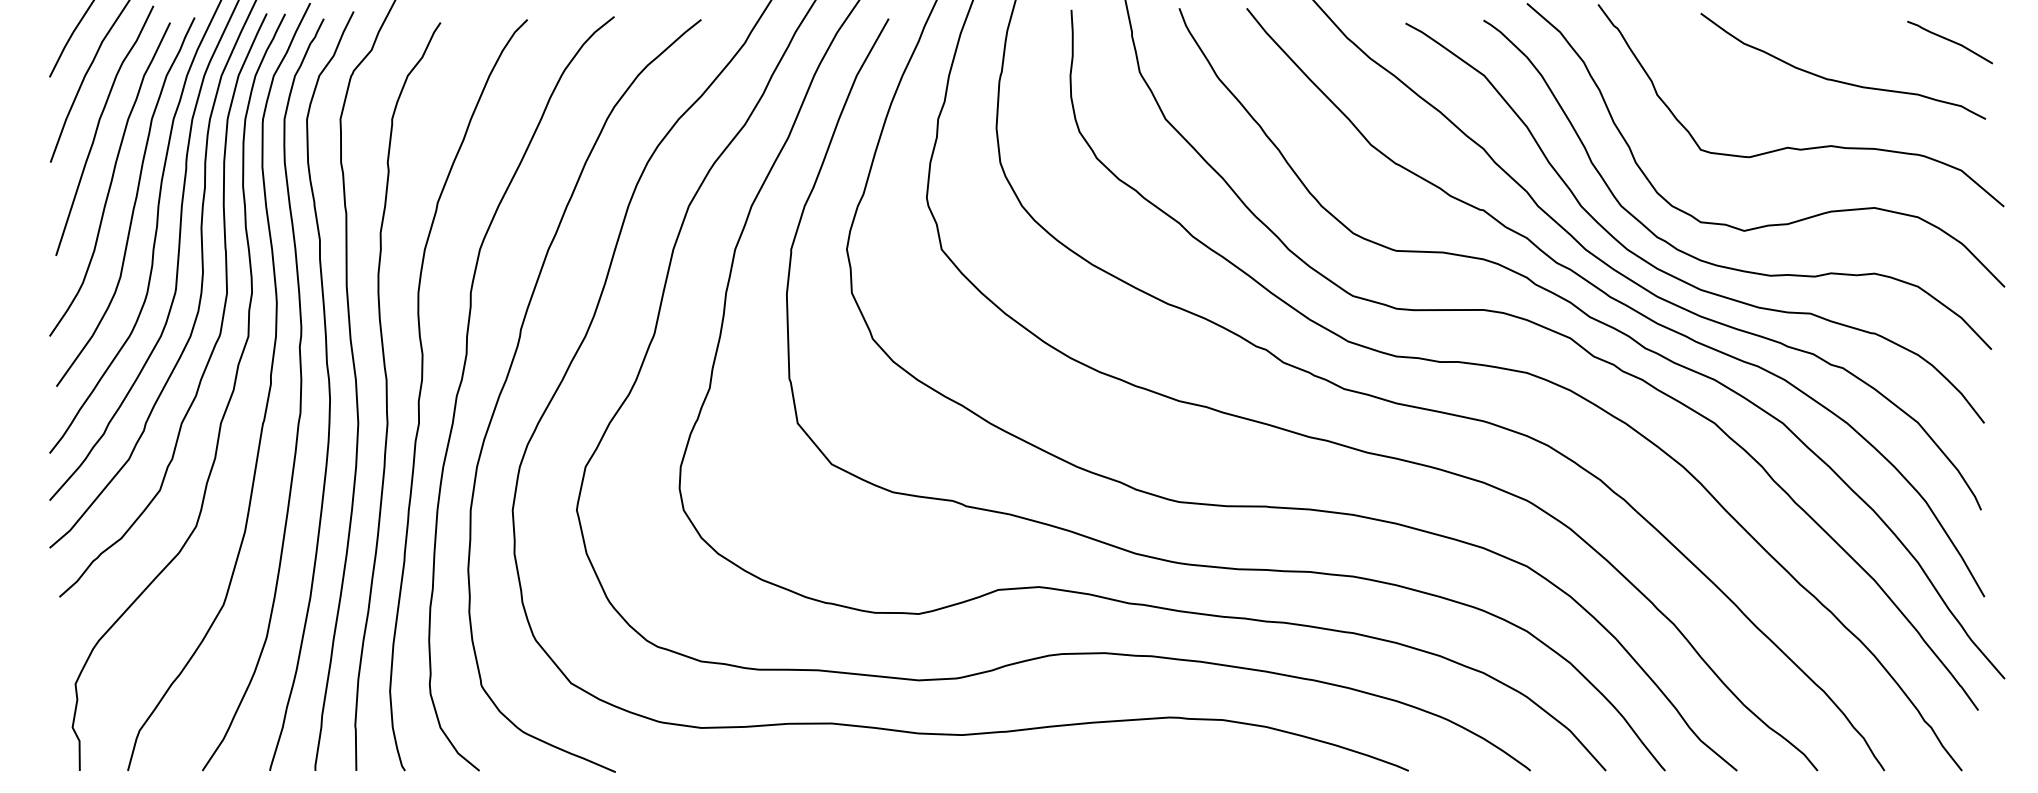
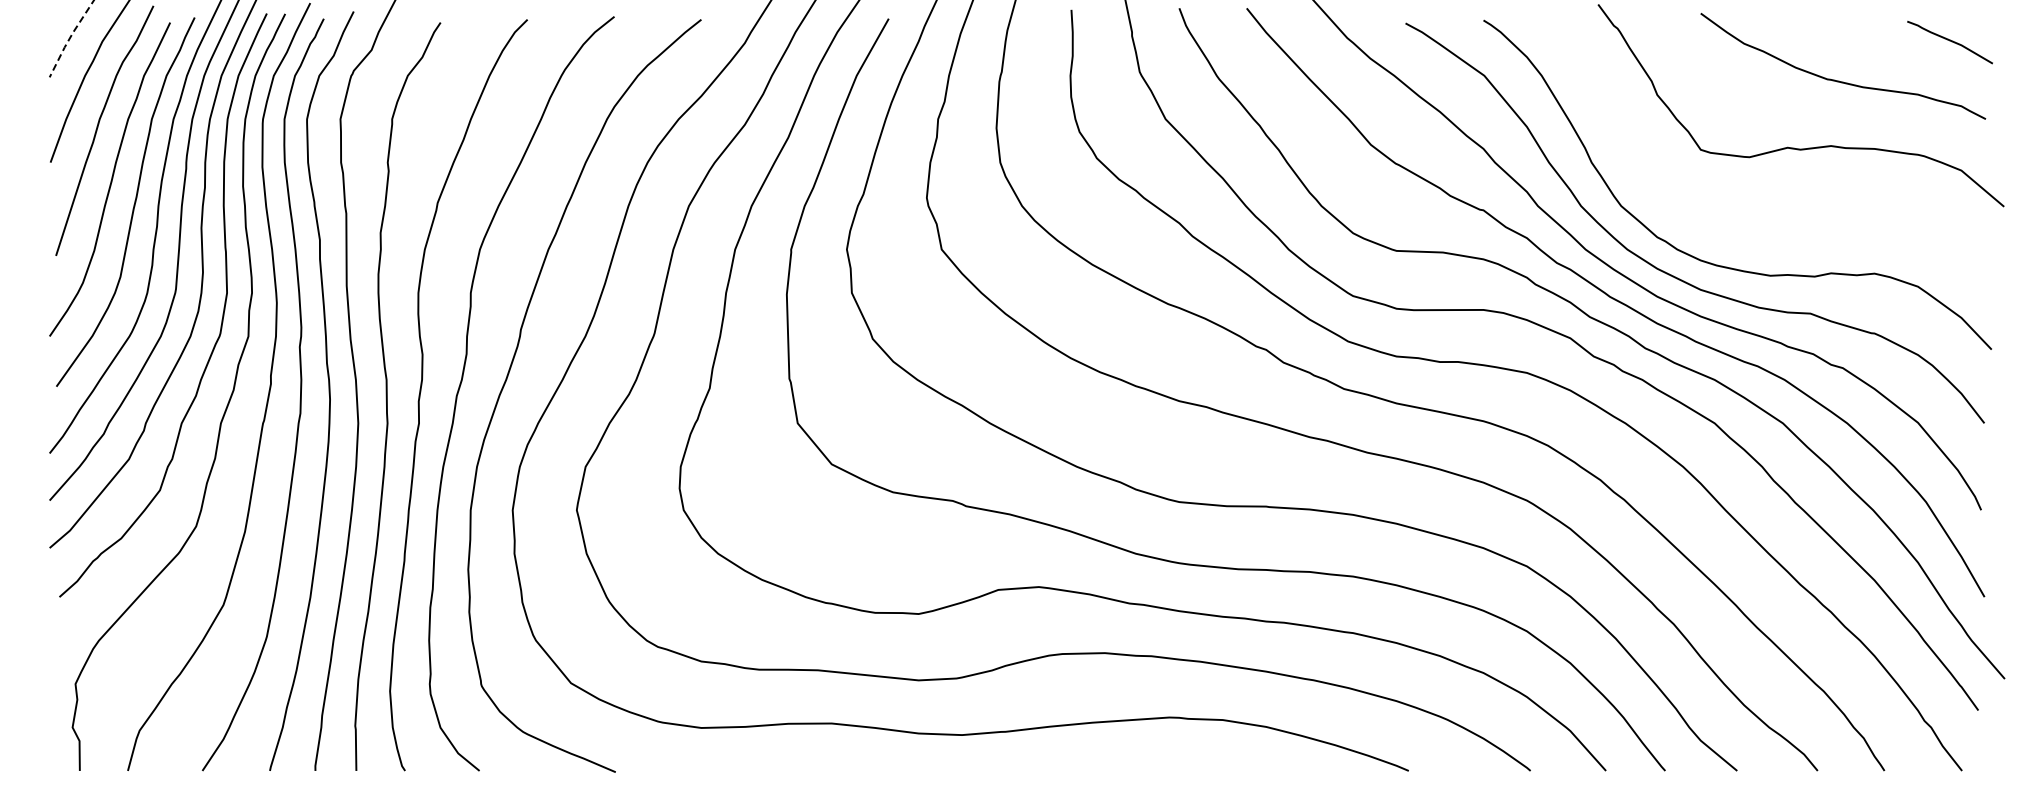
line: solid -> dashed (69, 38)
curve: present -> none (1767, 224)
